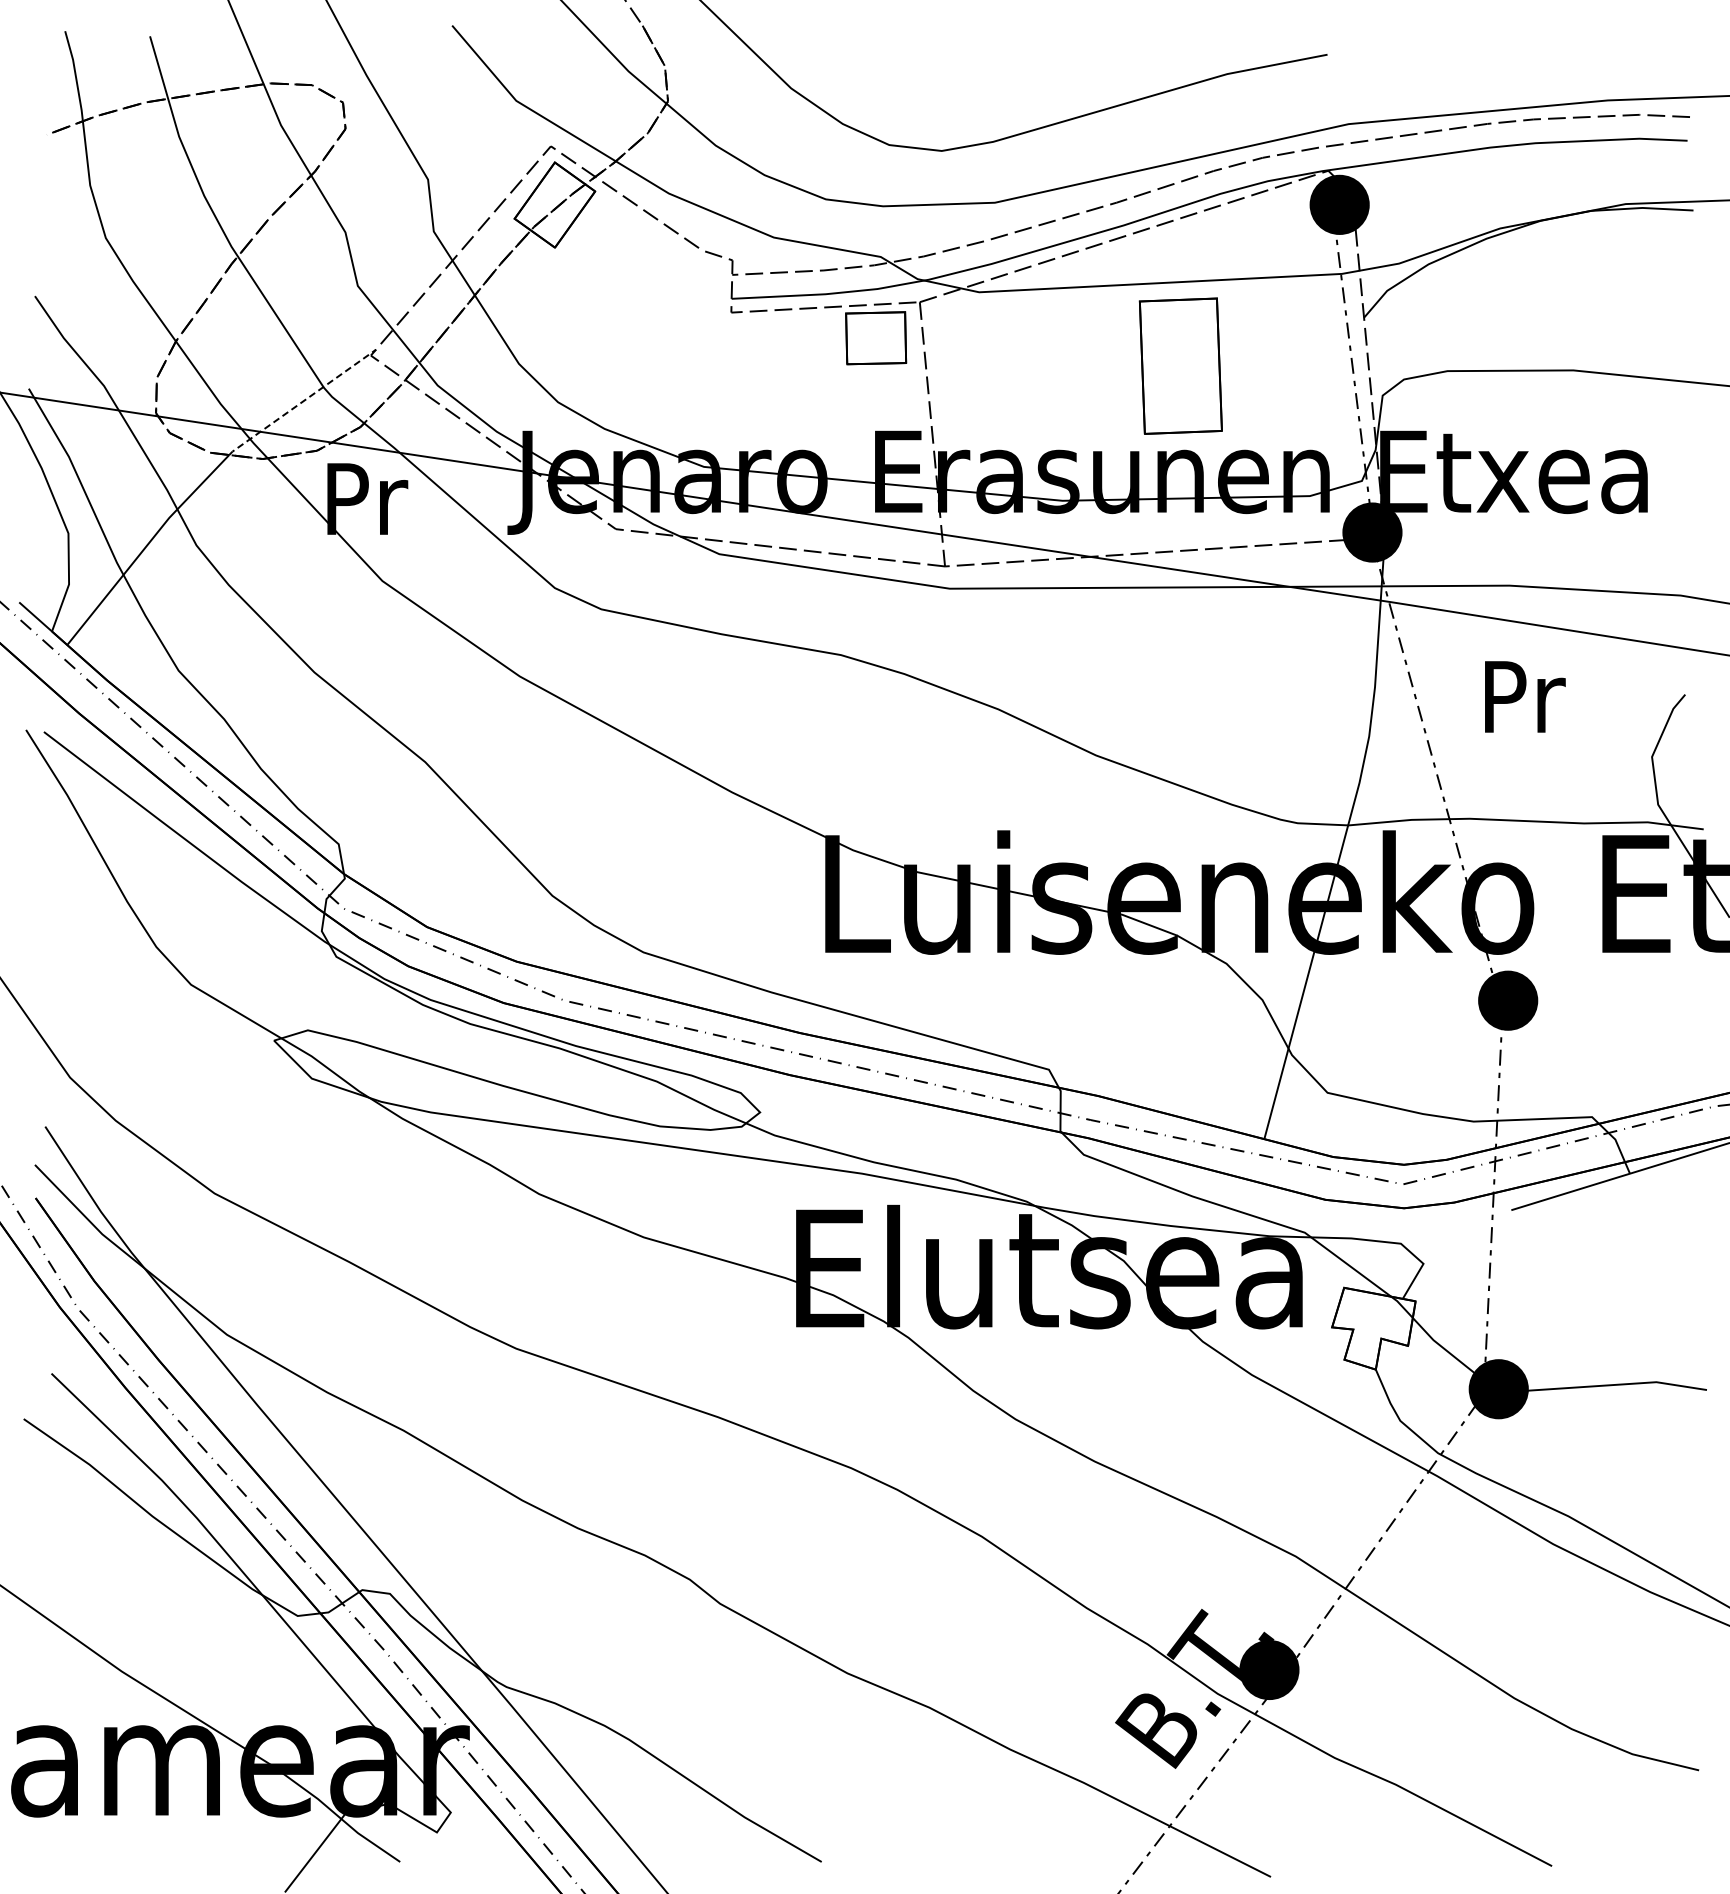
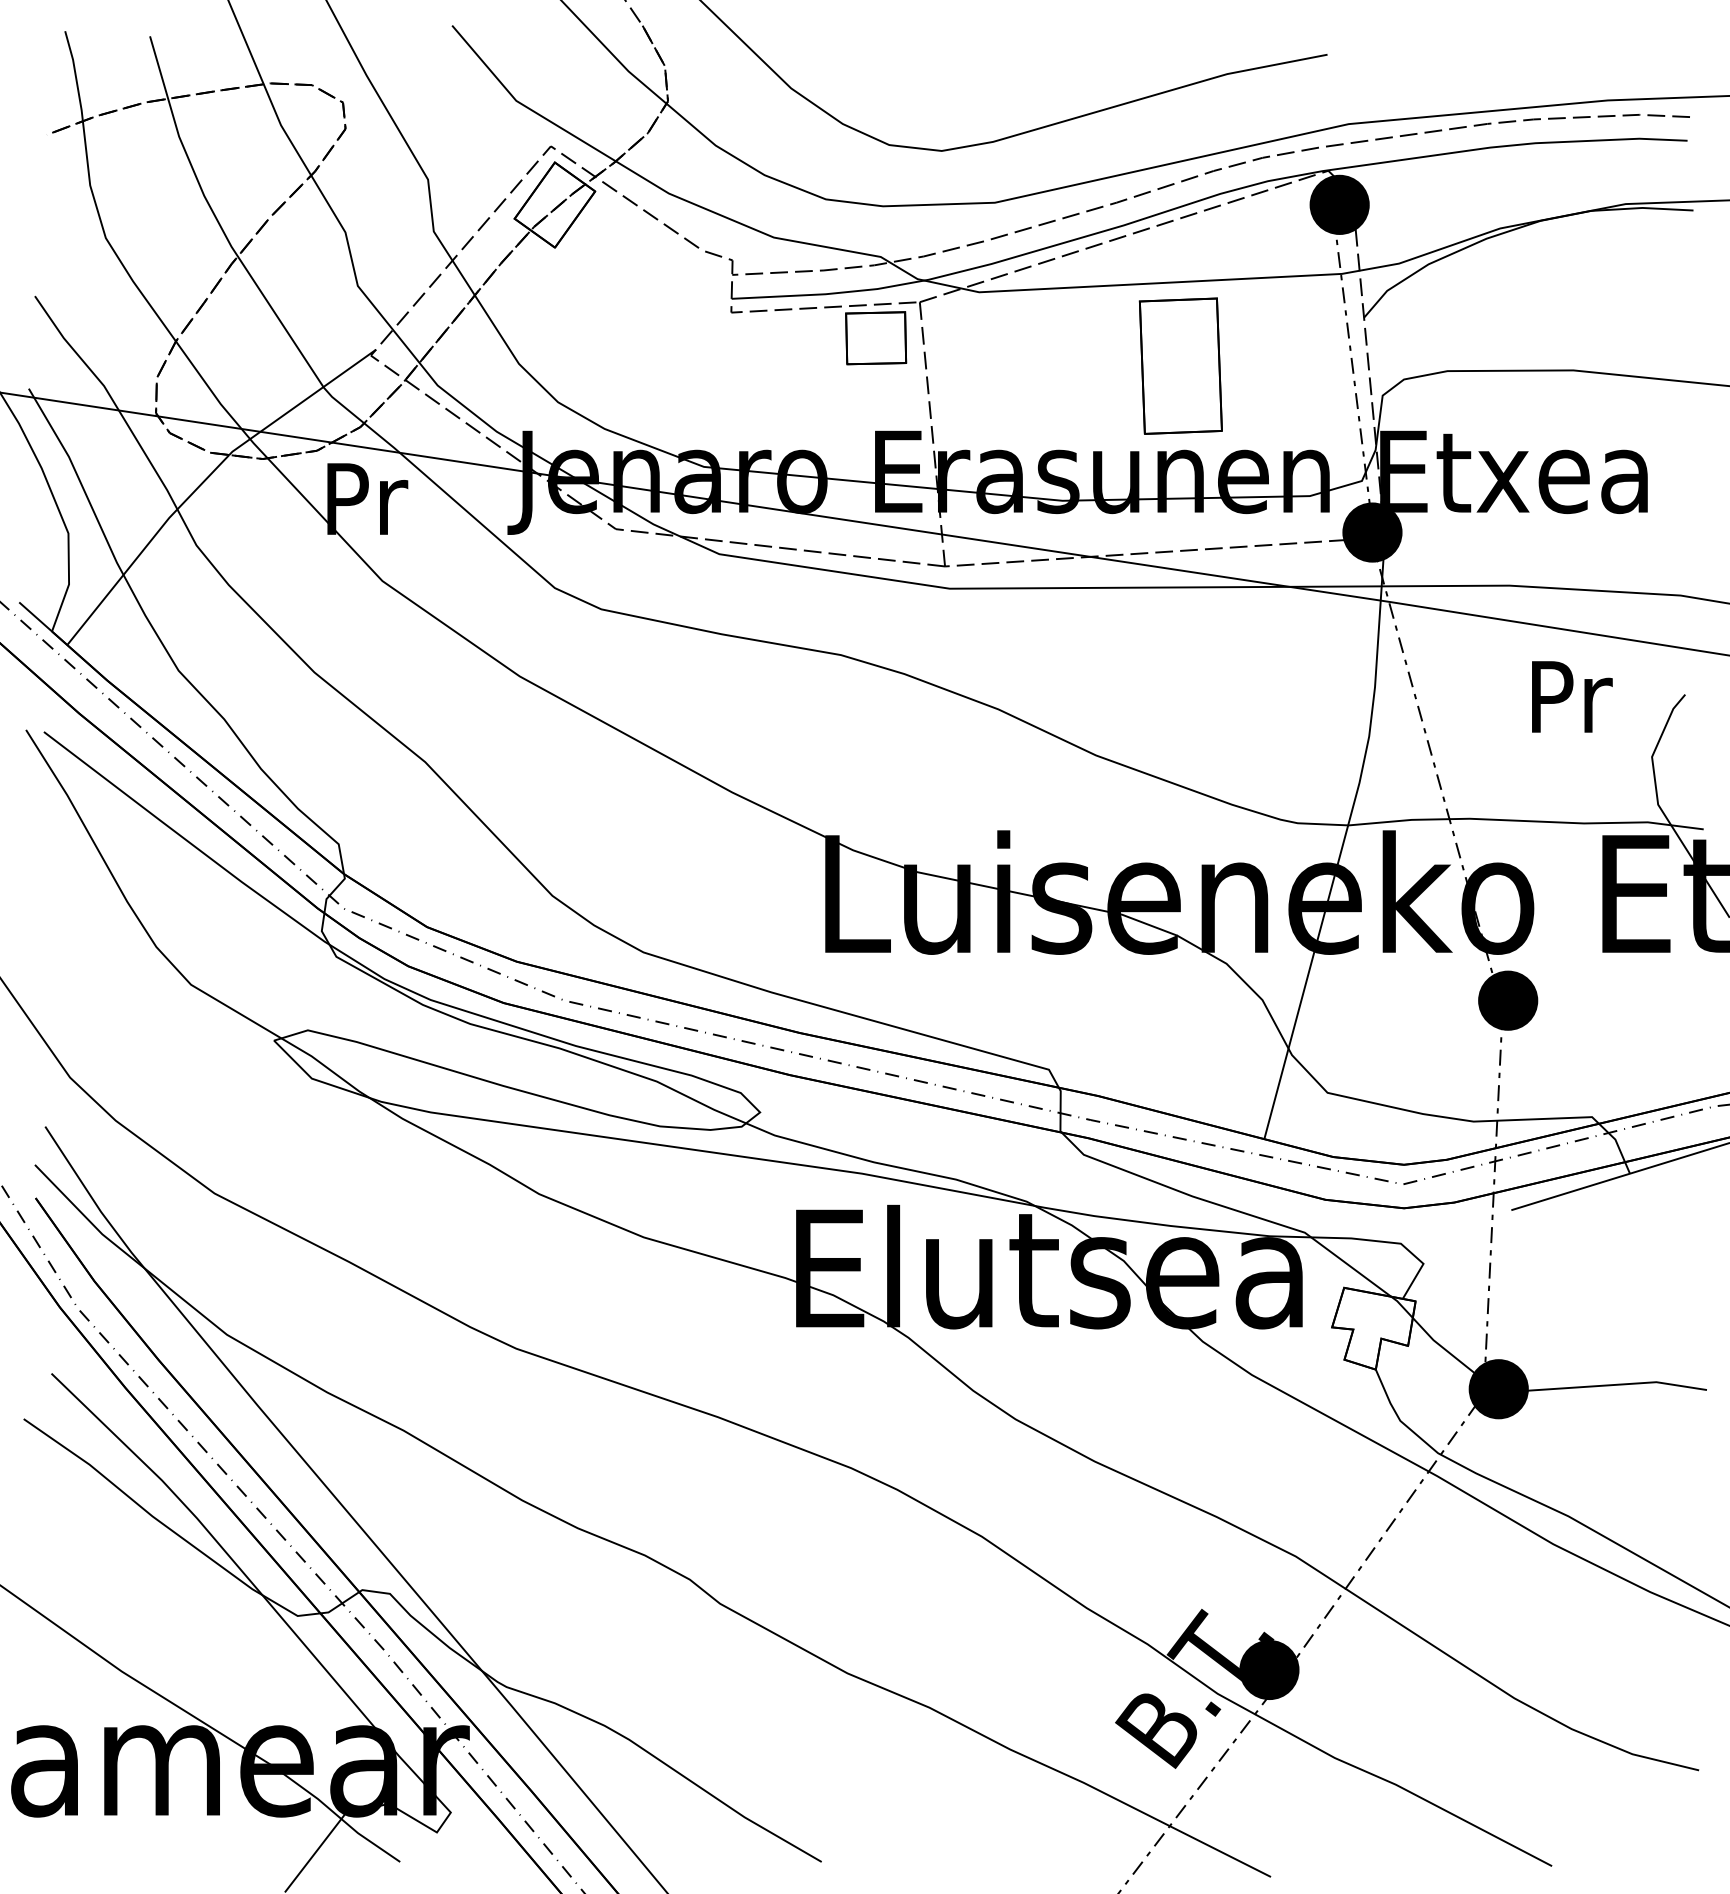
line: dashed -> solid (302, 402)
text position: (1525, 696) -> (1572, 696) (1572, 696)
